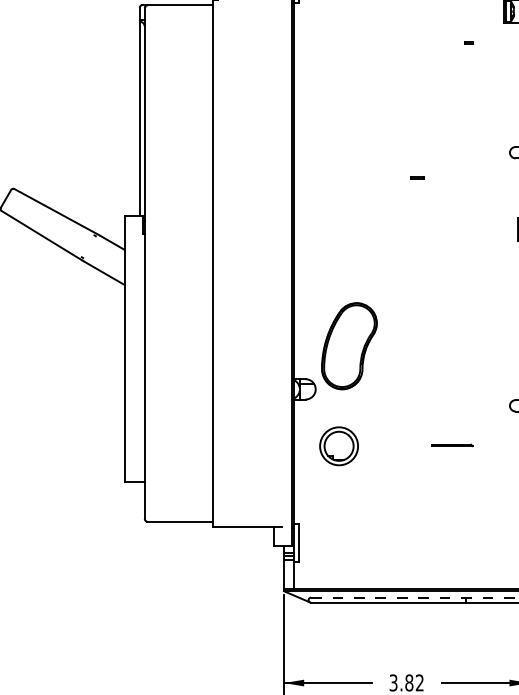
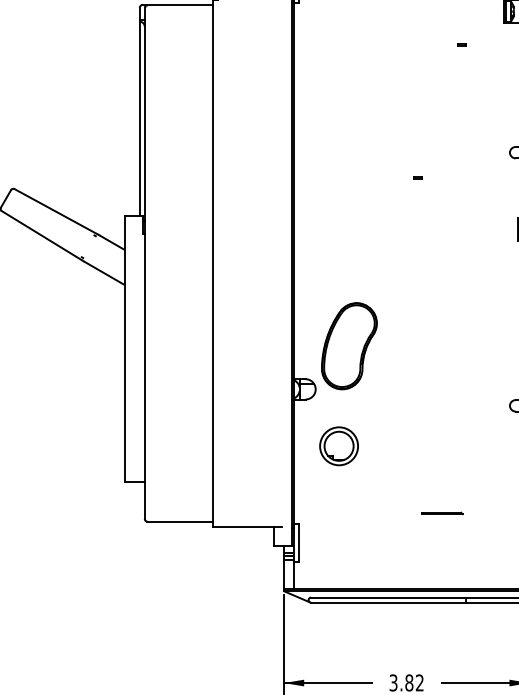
part position: (468, 42) -> (461, 44) (461, 44)
part size: 15x4 px -> 10x4 px (417, 177)
line position: (452, 445) -> (442, 513) (442, 513)
line: dashed -> solid (414, 597)
